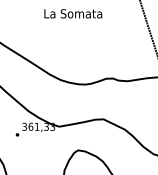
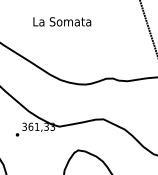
text position: (73, 13) -> (62, 21) (62, 21)
